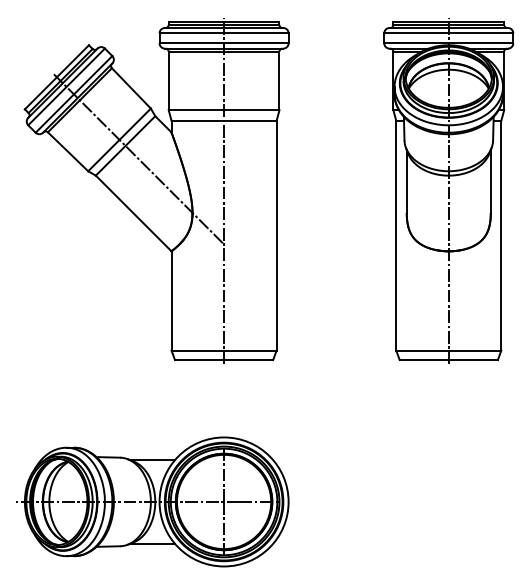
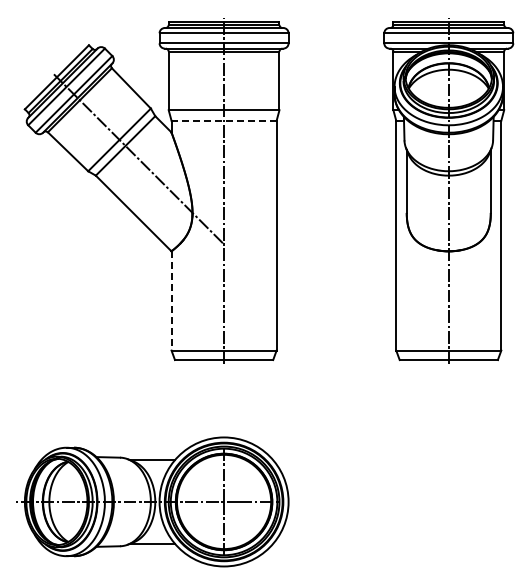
line: solid -> dashed (224, 120)
line: solid -> dashed (171, 300)
